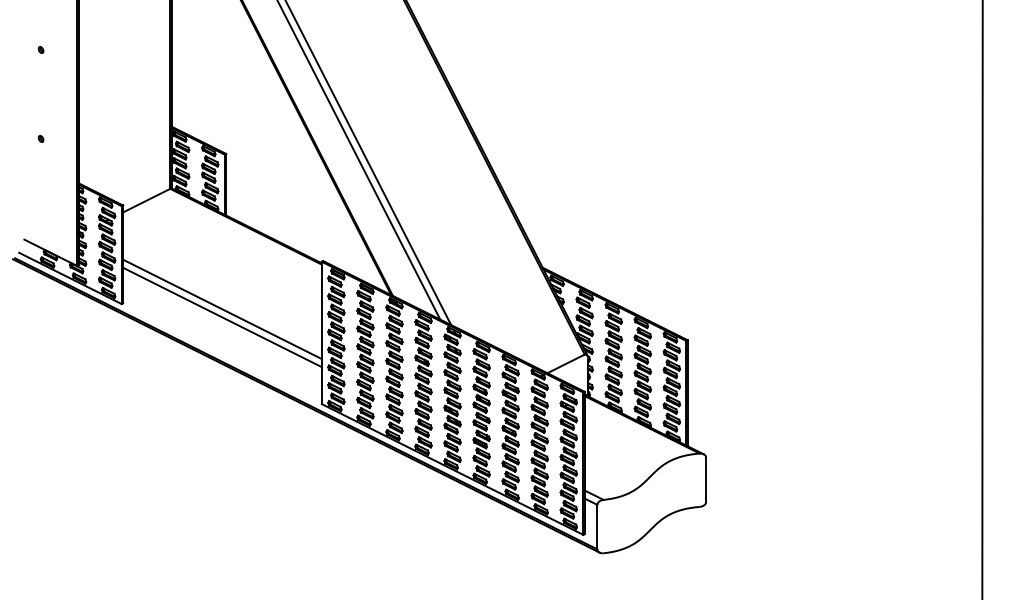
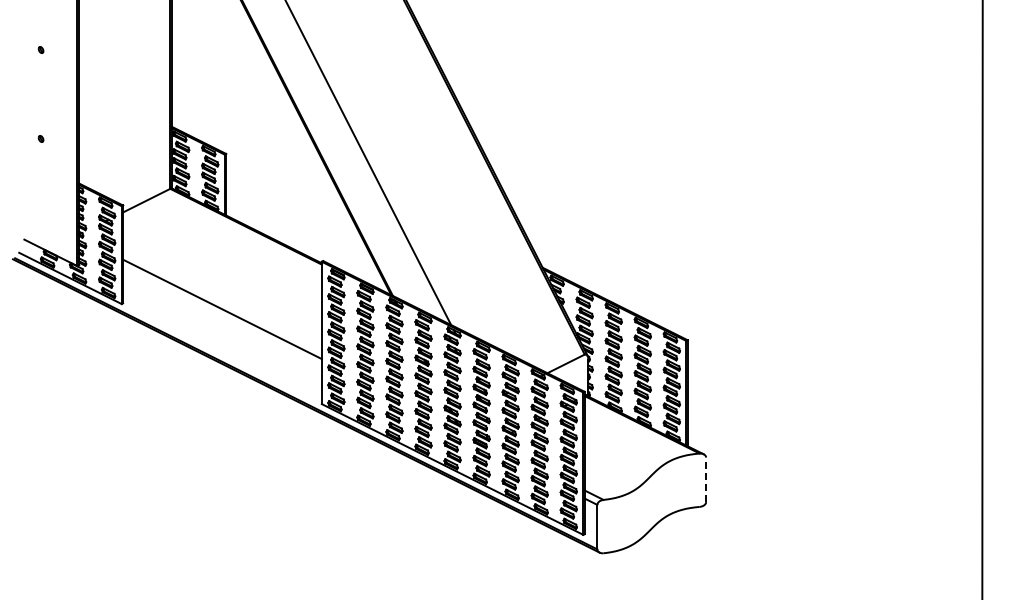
line: present -> none (359, 160)
line: present -> none (222, 317)
line: solid -> dashed (706, 479)
